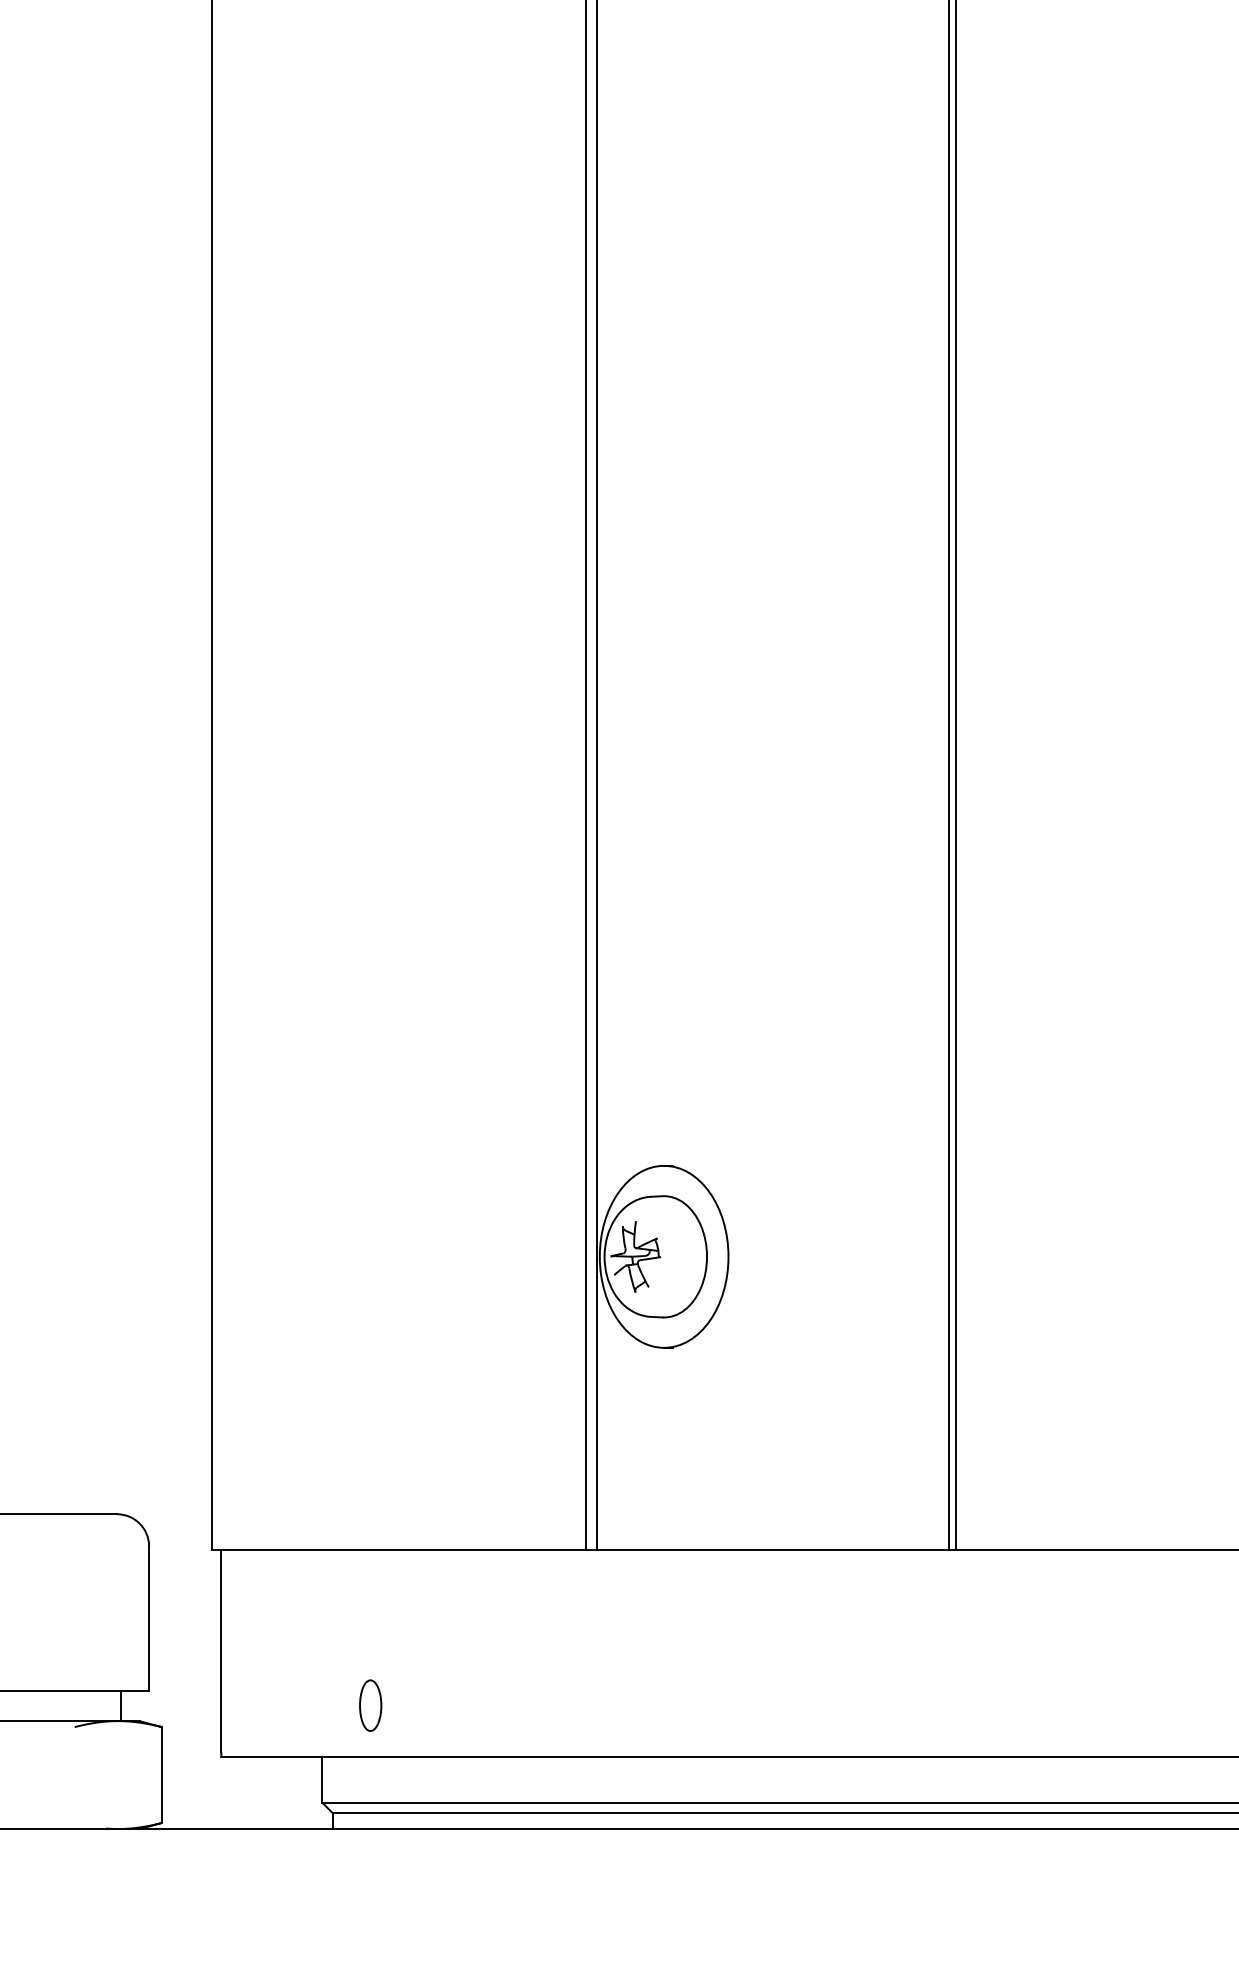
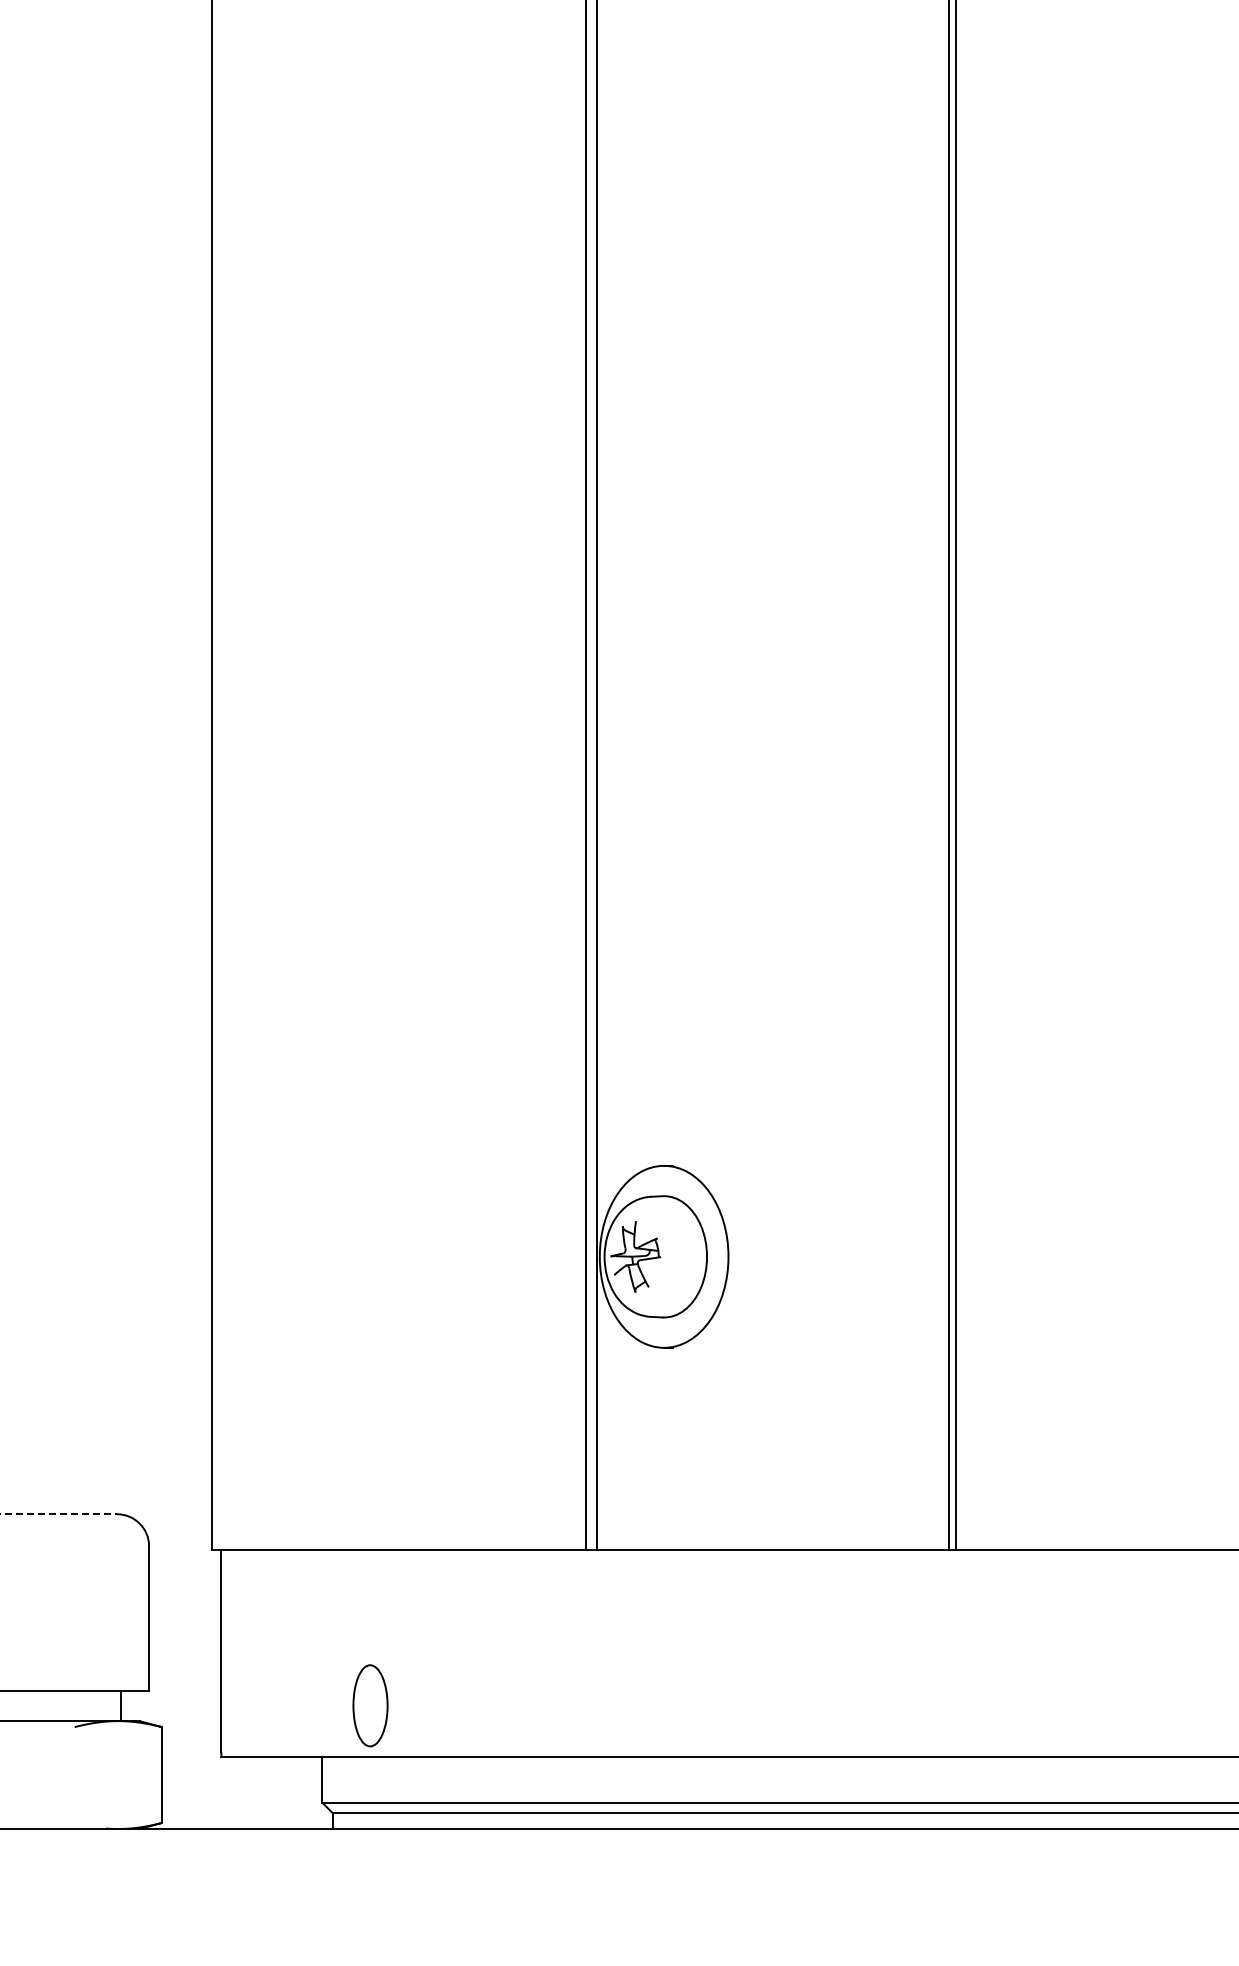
line: solid -> dashed (59, 1514)
part size: 24x53 px -> 37x84 px (370, 1705)
